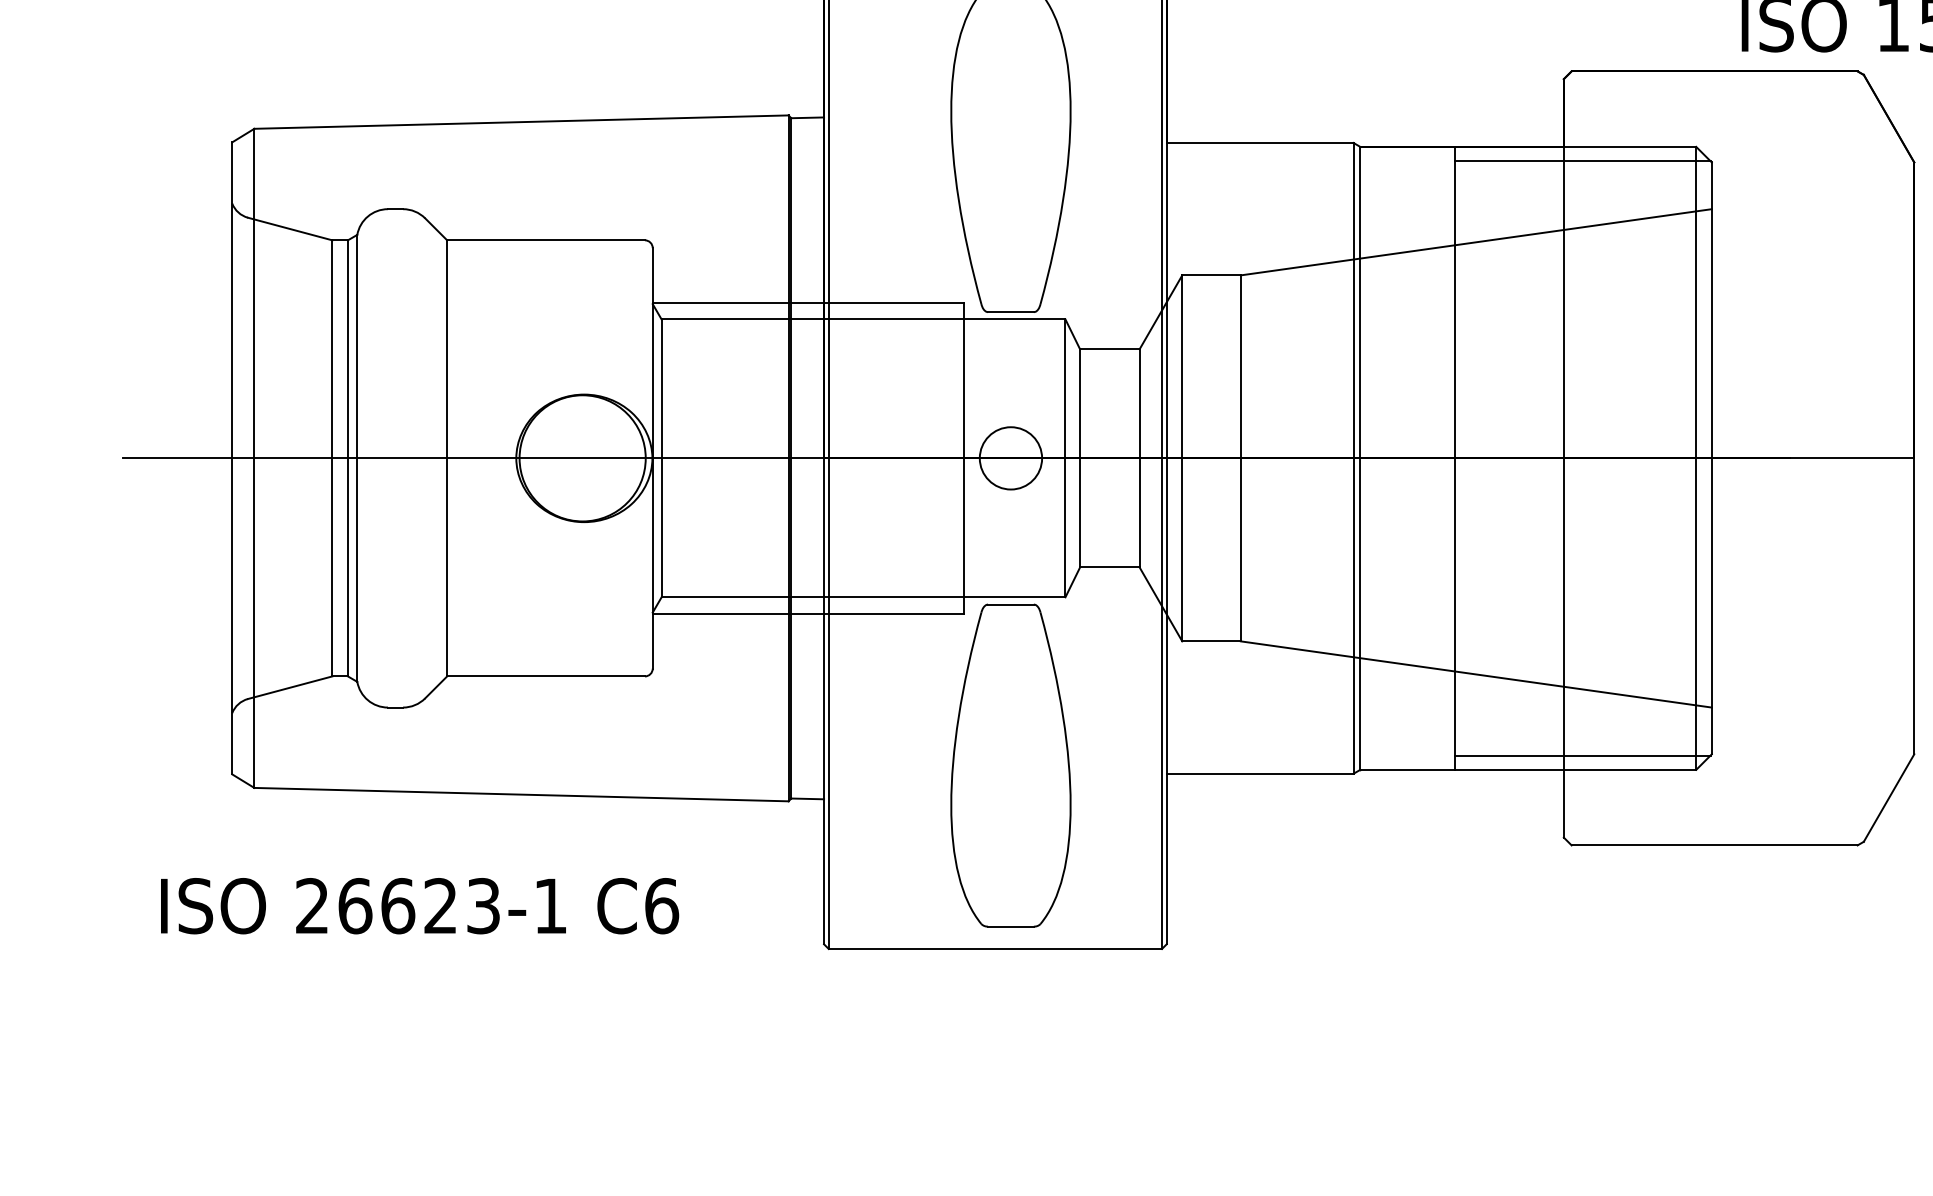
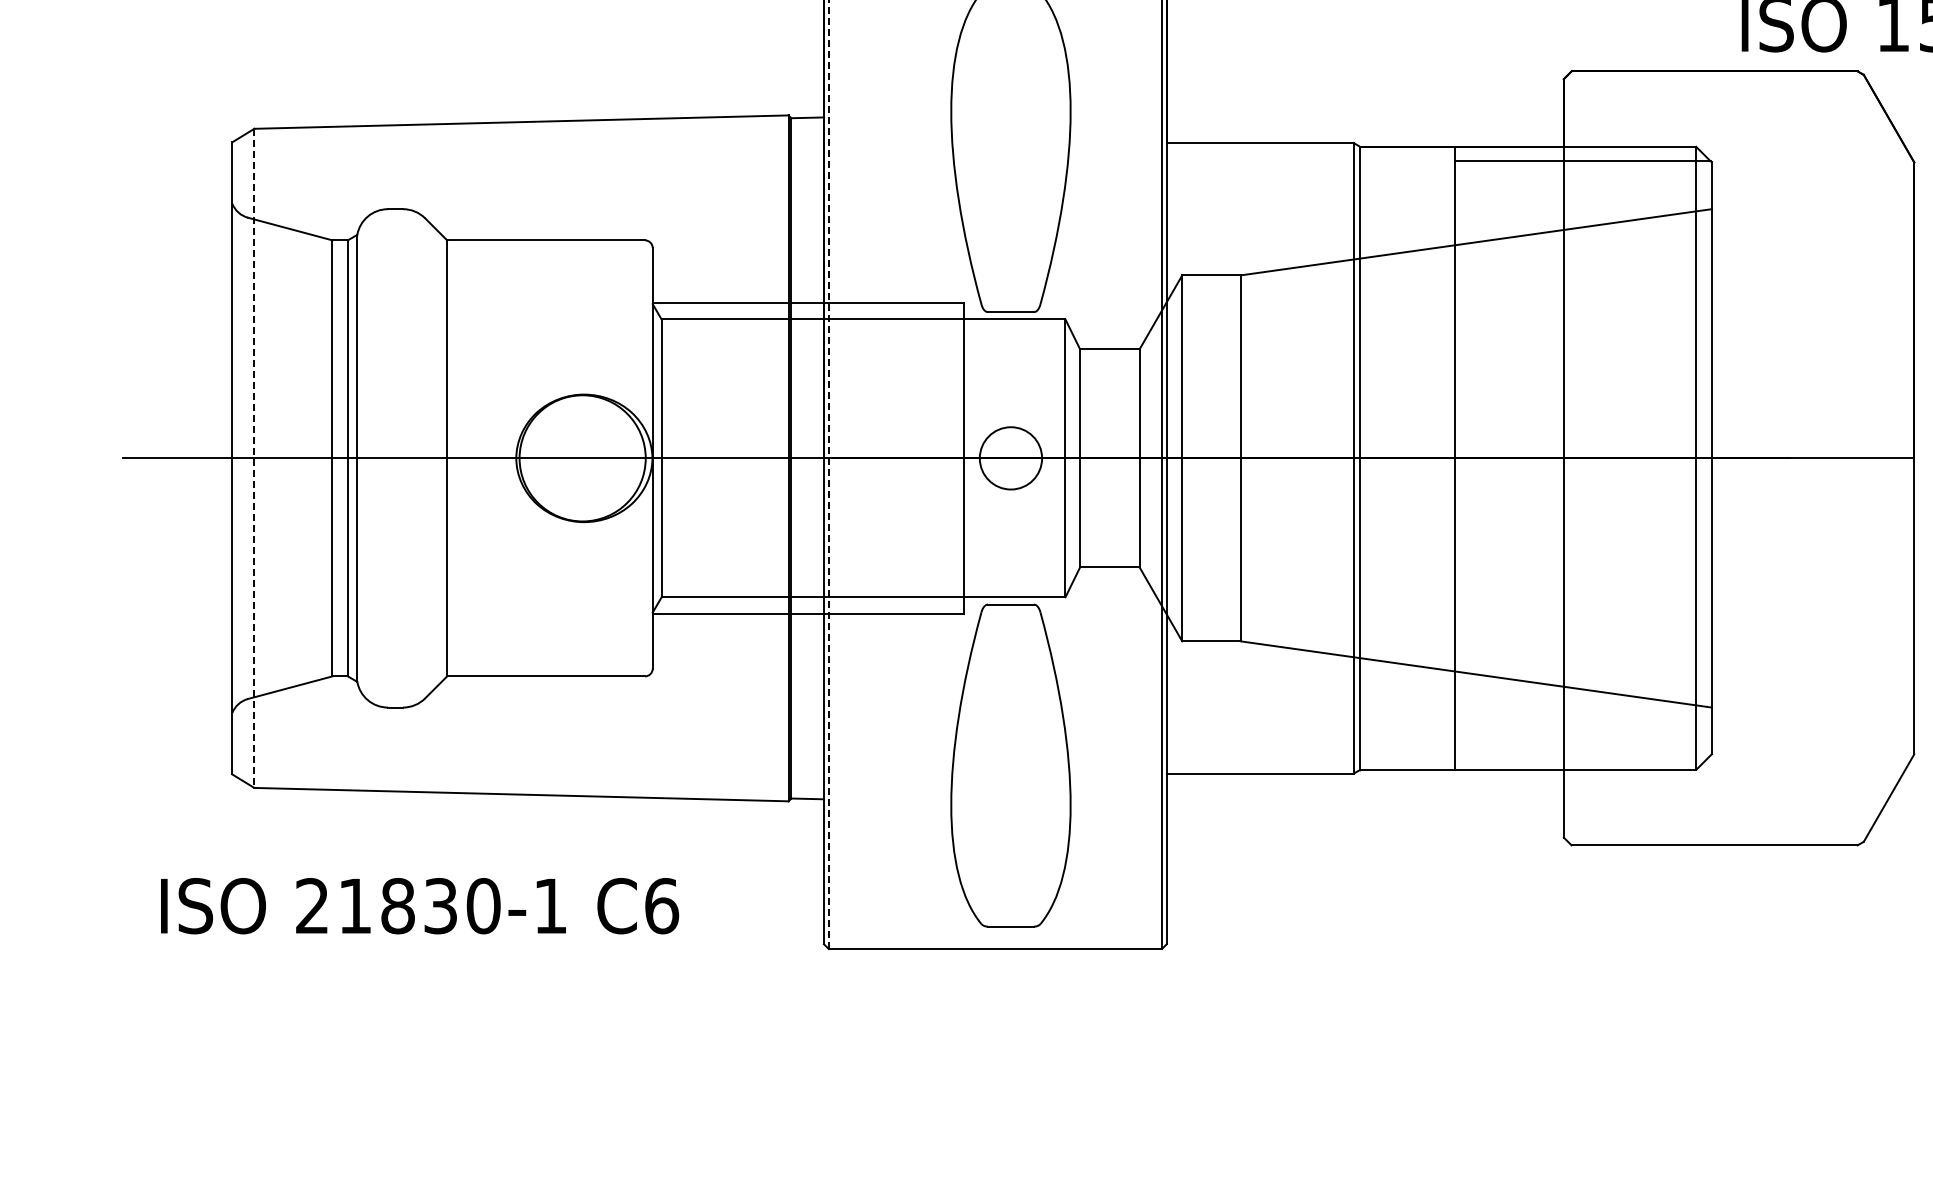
line: solid -> dashed (254, 458)
line: solid -> dashed (828, 474)
line: present -> none (1582, 755)
text: 26623-1 -> 21830-1 (419, 906)
